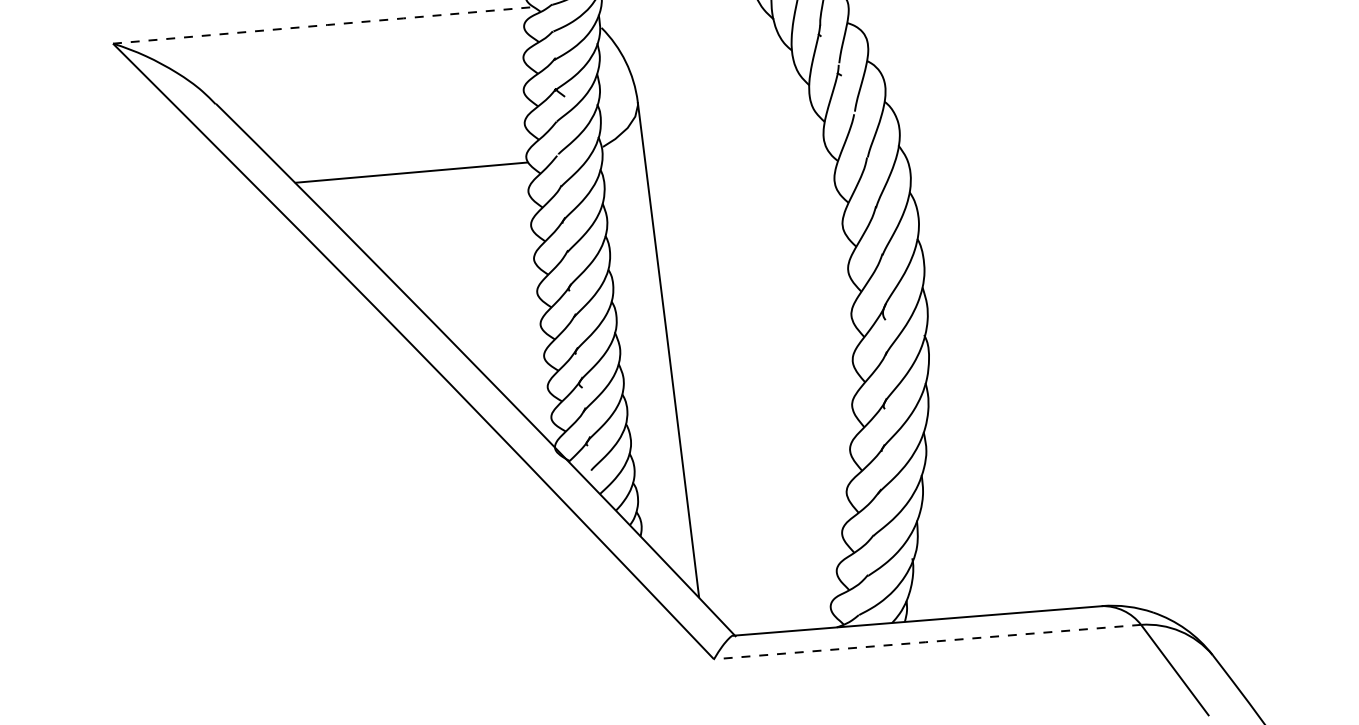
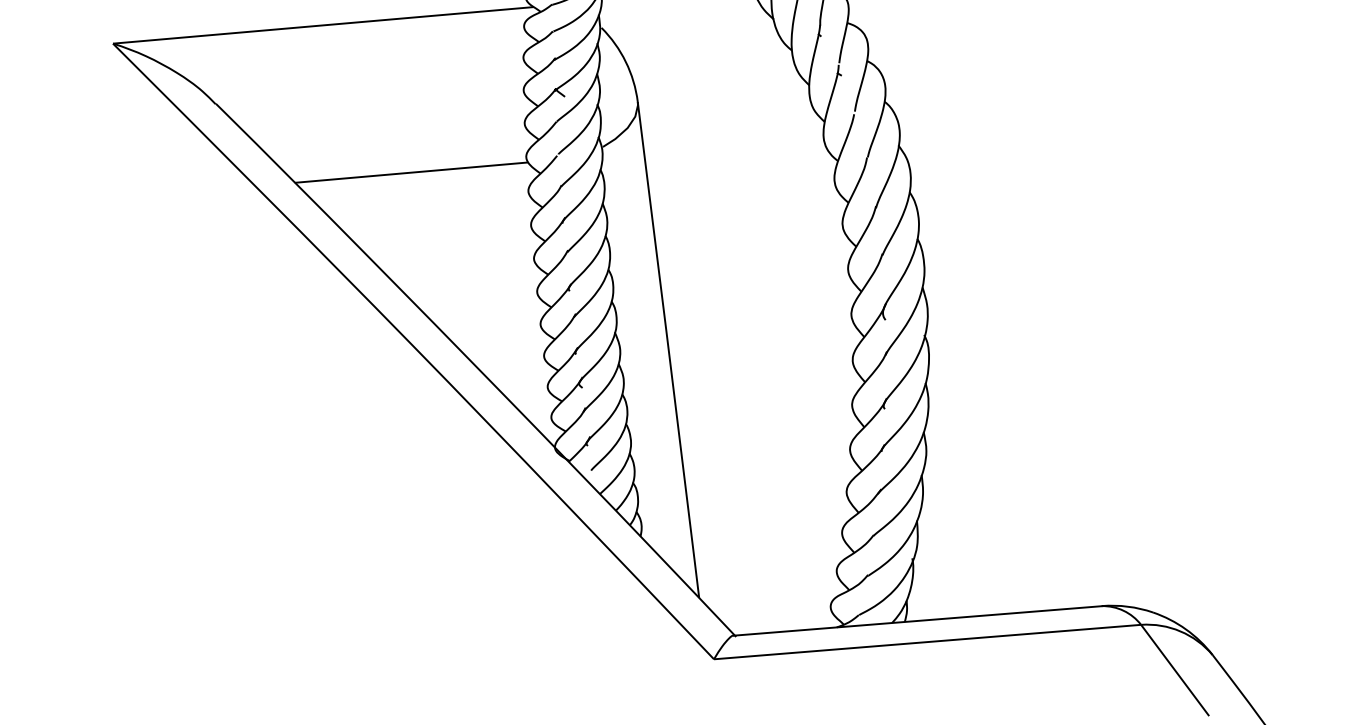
line: dashed -> solid (325, 25)
line: dashed -> solid (926, 642)
